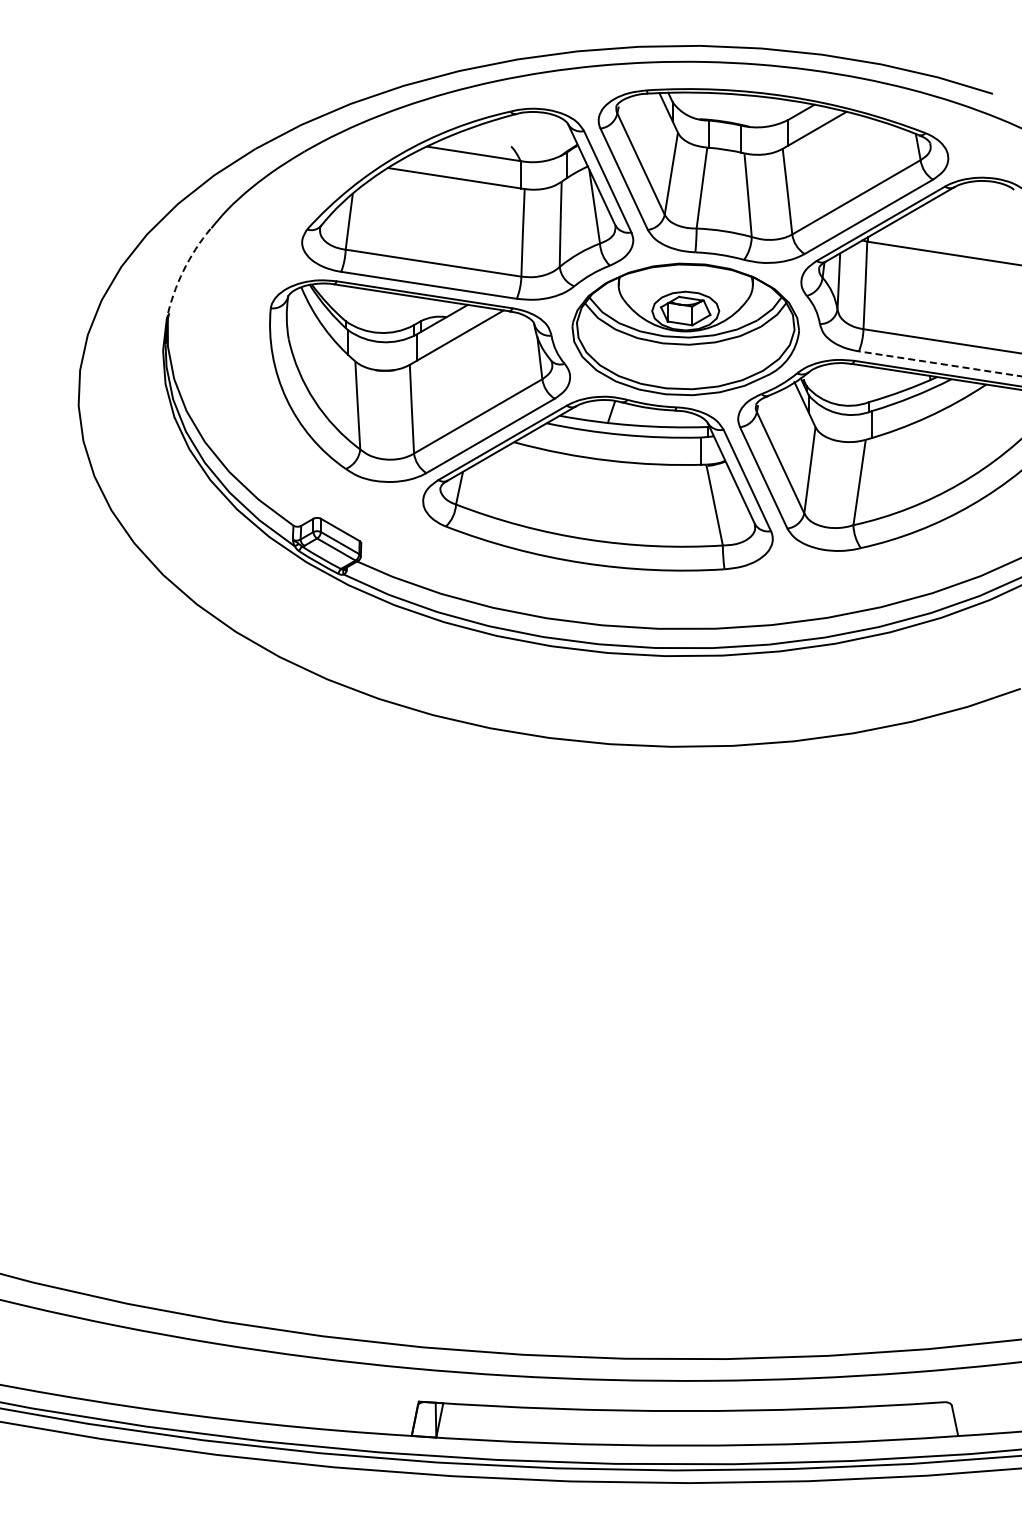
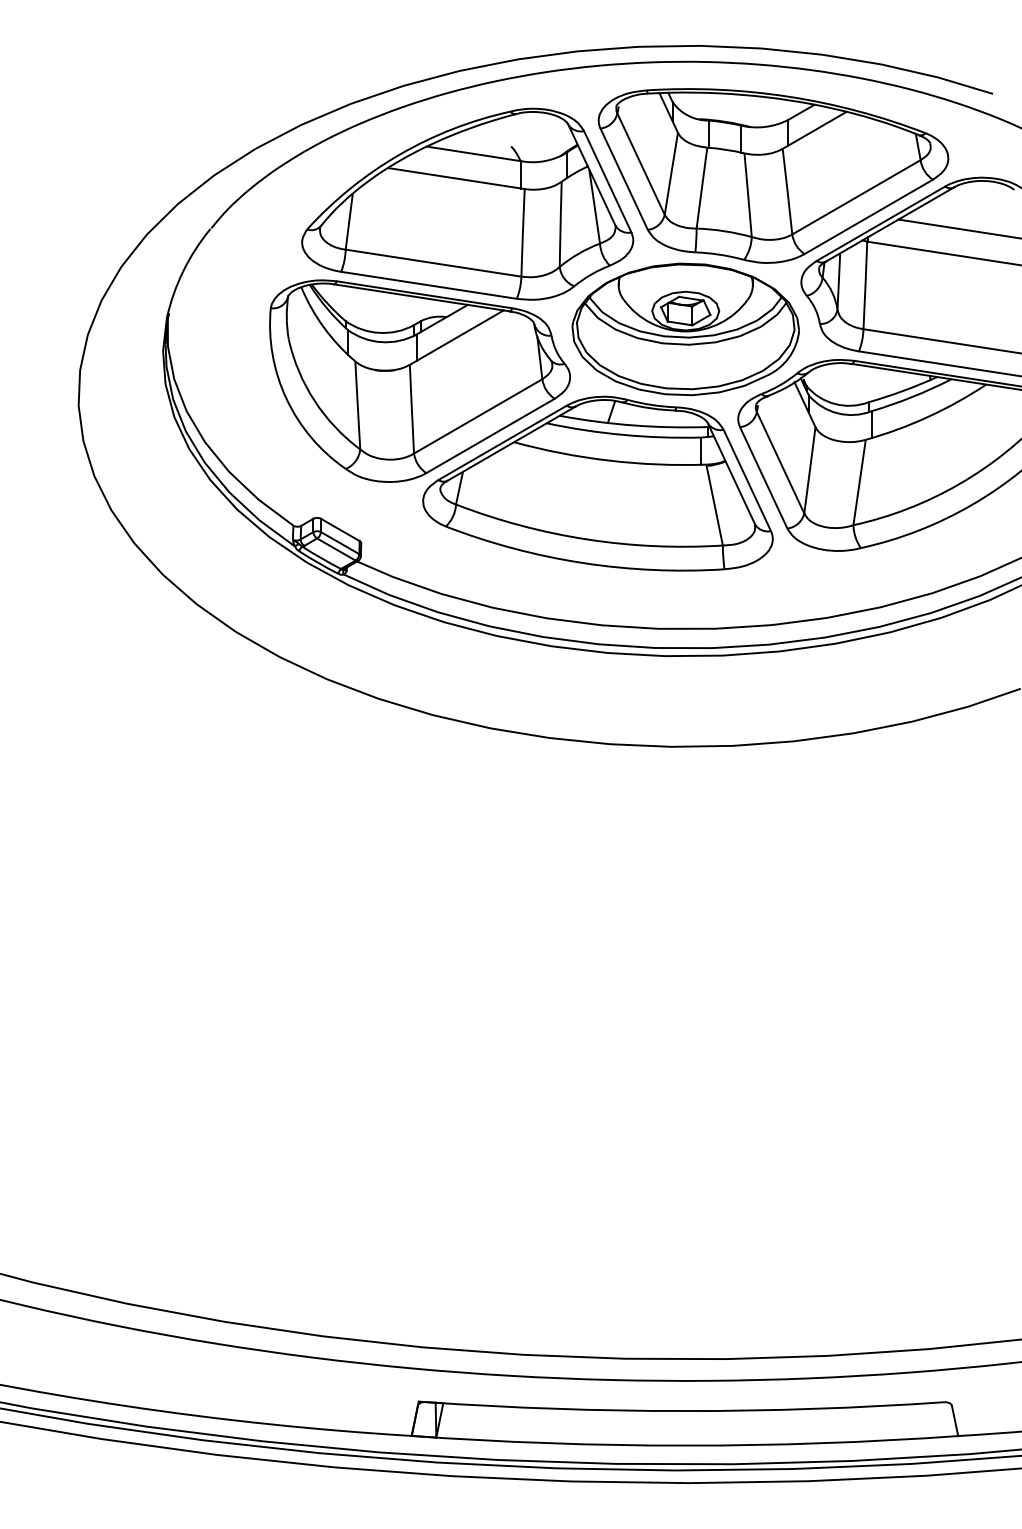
line: none -> present (958, 228)
arc: dashed -> solid (183, 270)
line: dashed -> solid (939, 363)
